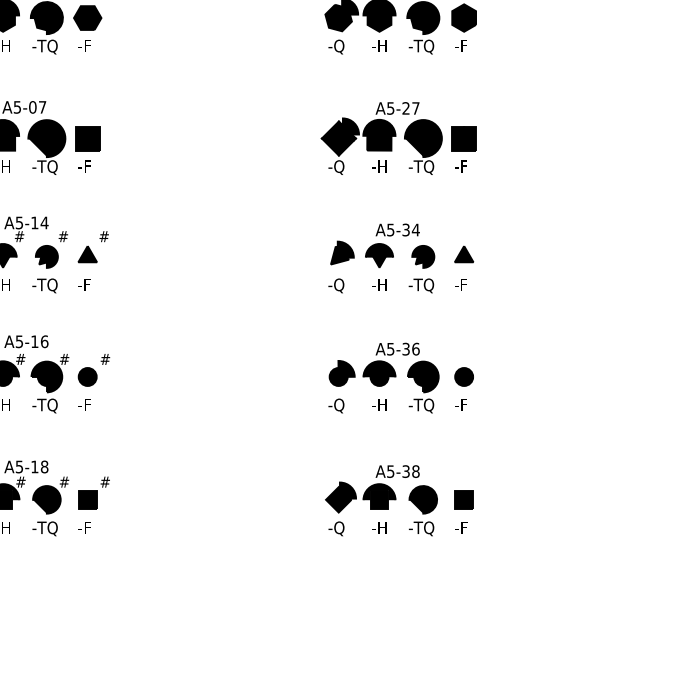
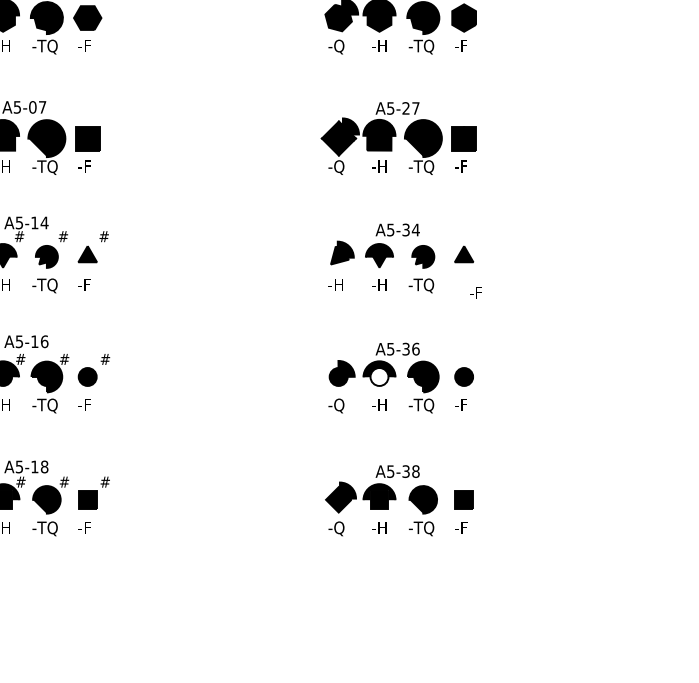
text position: (460, 284) -> (475, 292) (475, 292)
text: -Q -> -H (336, 285)
fill: present -> none (379, 376)
